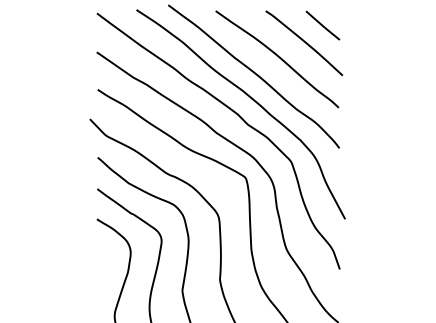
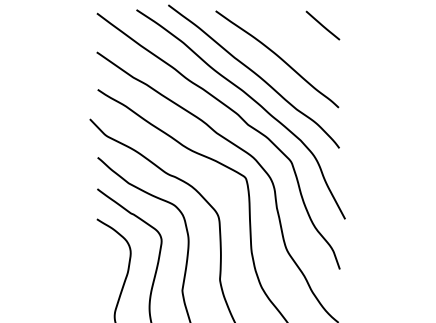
curve: present -> none (304, 42)
